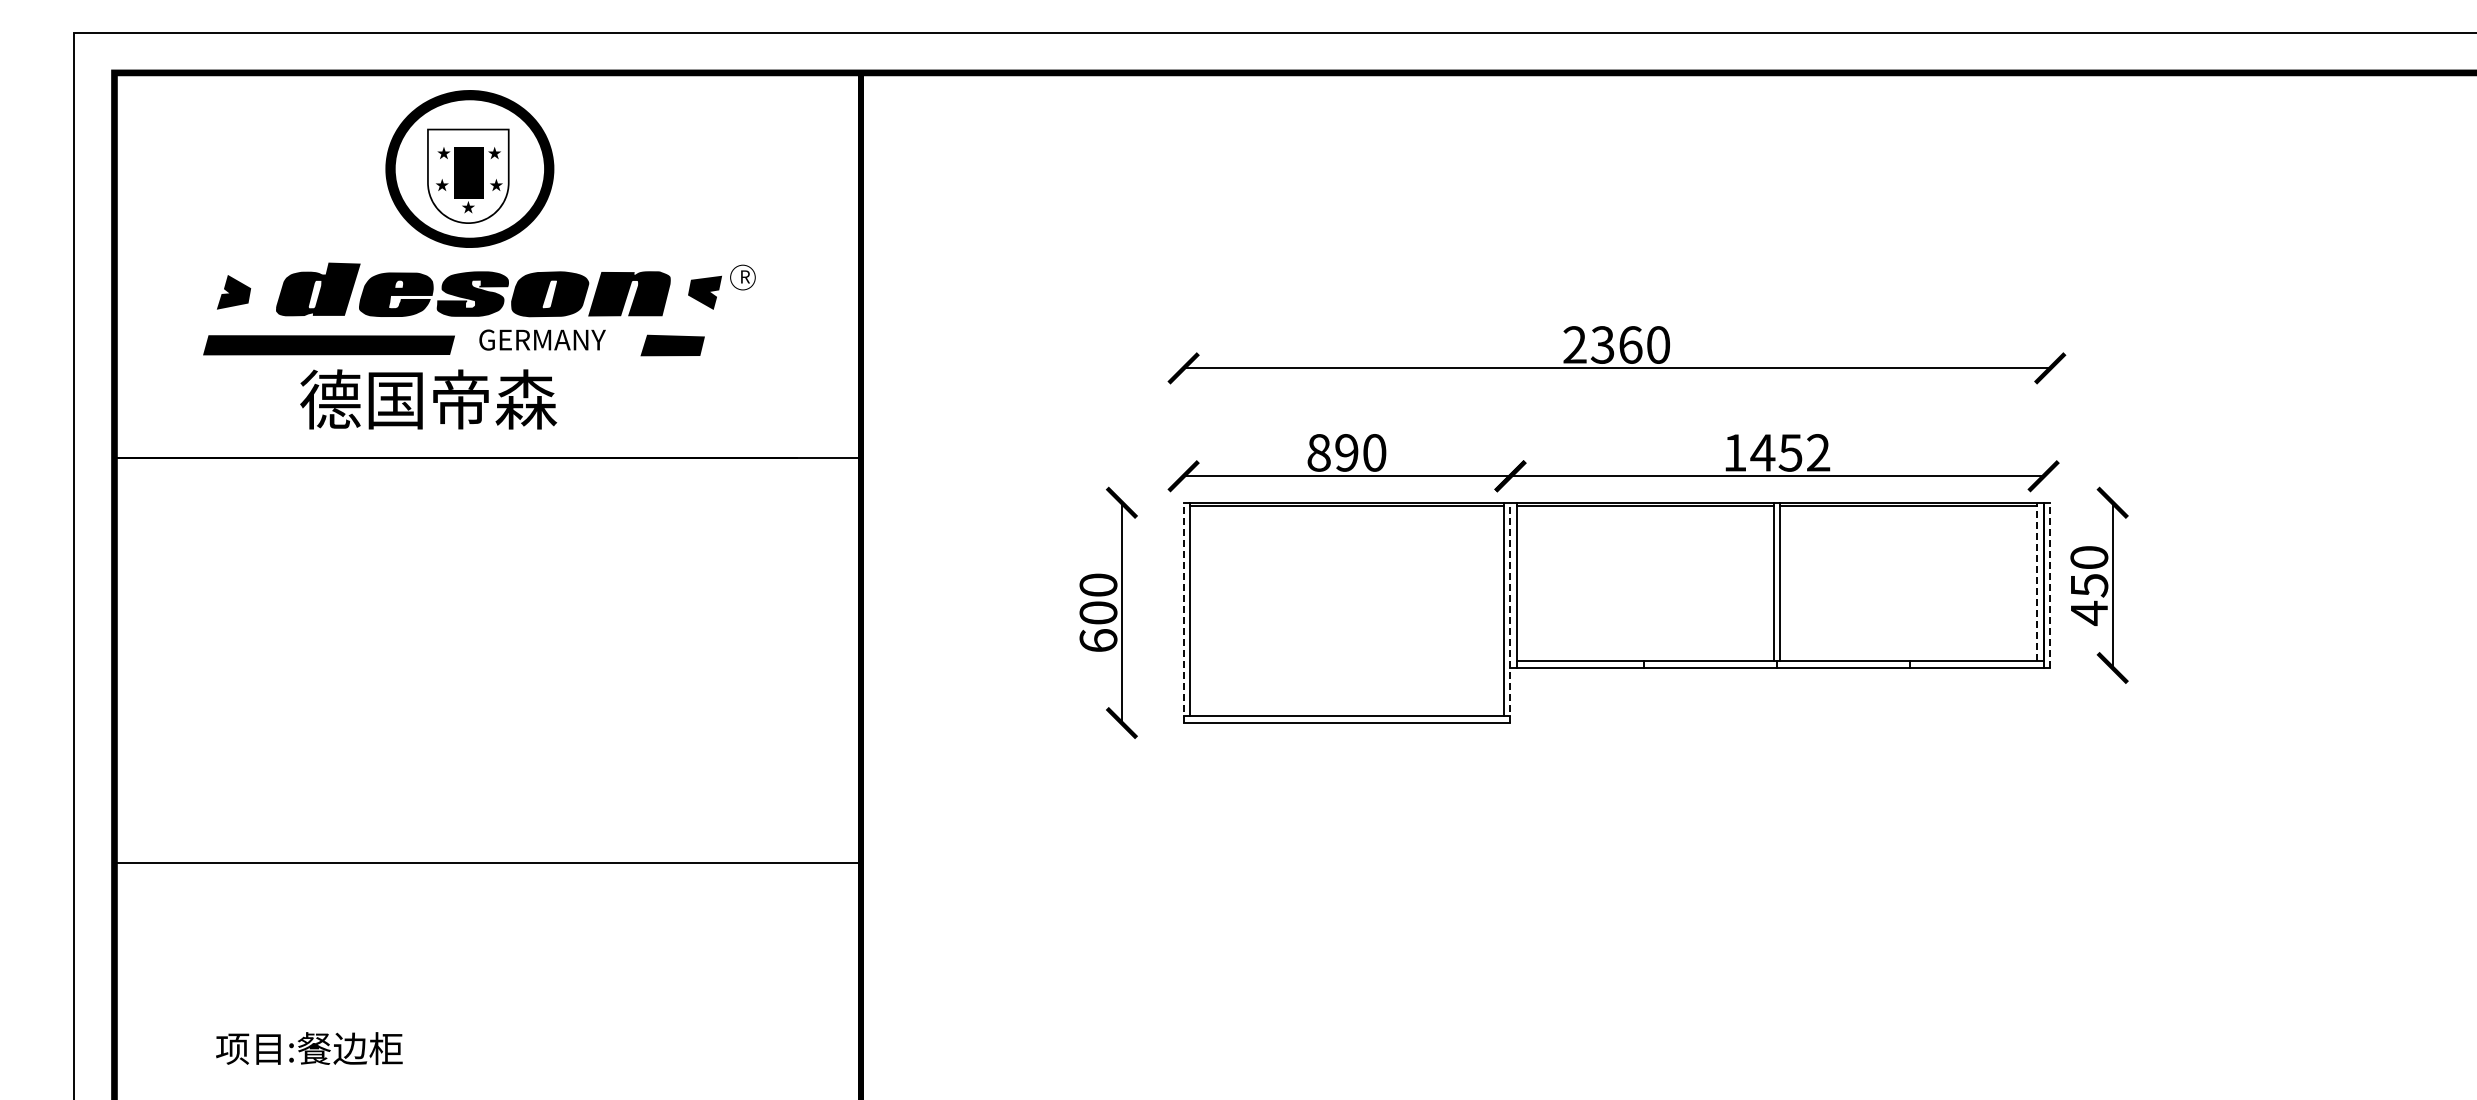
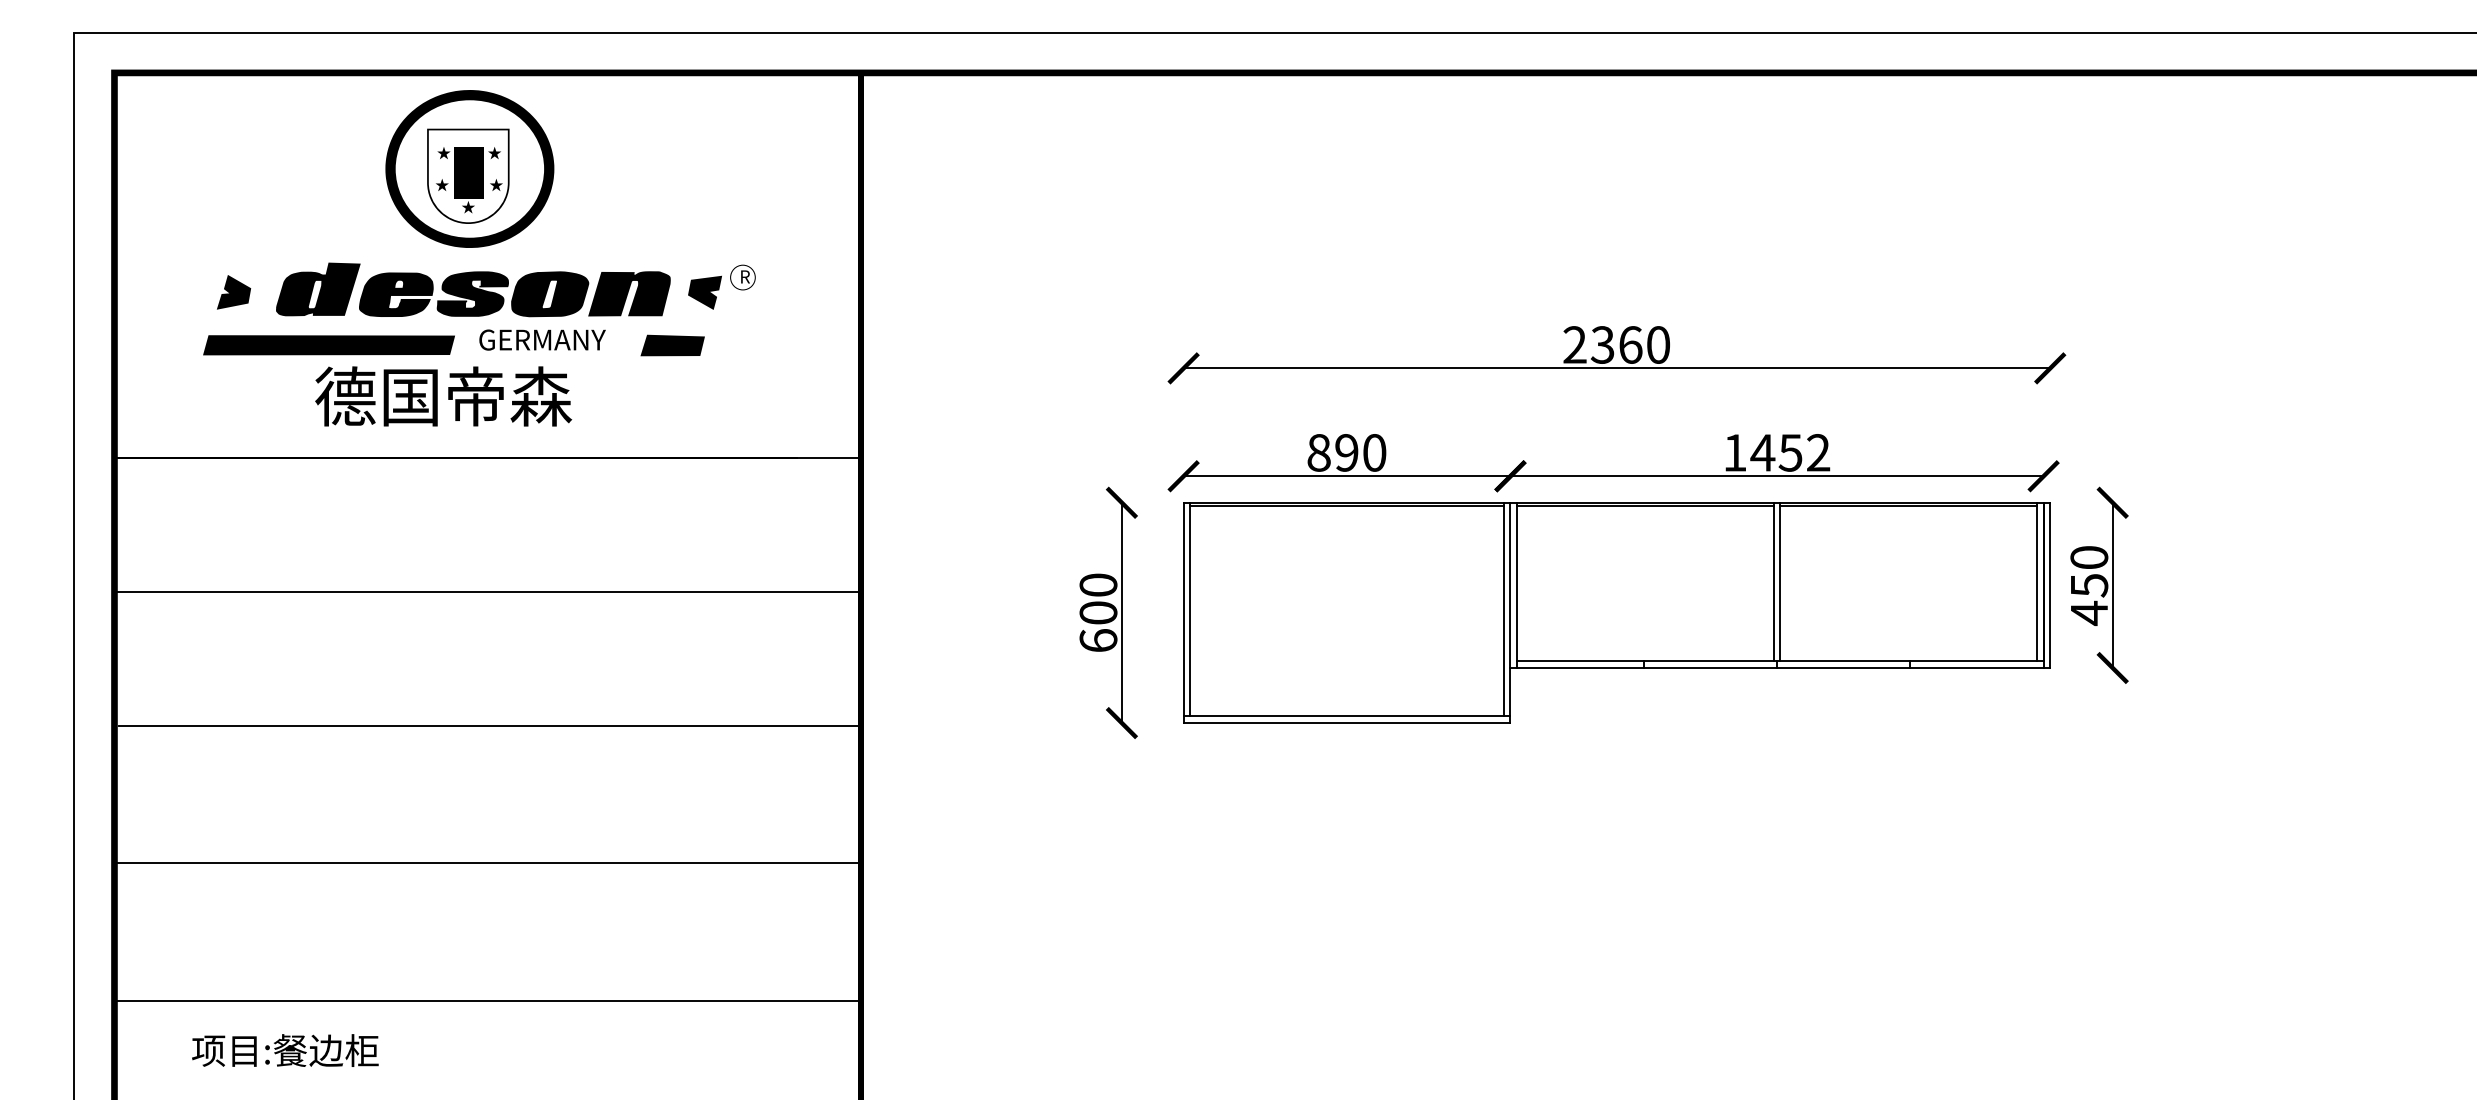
text position: (428, 399) -> (443, 396) (443, 396)
line: dashed -> solid (2037, 581)
line: dashed -> solid (2050, 585)
line: none -> present (487, 592)
line: dashed -> solid (1183, 612)
line: dashed -> solid (1510, 612)
line: none -> present (489, 725)
line: none -> present (487, 1000)
text position: (309, 1048) -> (285, 1050) (285, 1050)
